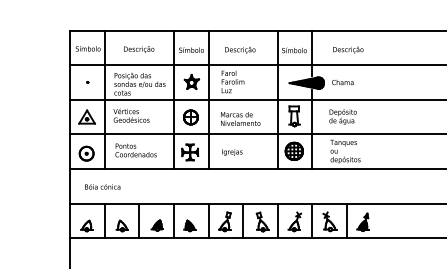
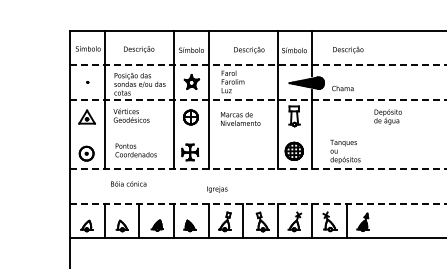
text position: (240, 50) -> (249, 50) (249, 50)
line: solid -> dashed (258, 65)
text position: (342, 82) -> (342, 88) (342, 88)
line: solid -> dashed (258, 99)
text position: (342, 116) -> (387, 116) (387, 116)
line: present -> none (256, 134)
text position: (232, 152) -> (217, 189) (217, 189)
line: solid -> dashed (258, 169)
text position: (102, 186) -> (128, 183) (128, 183)
line: solid -> dashed (258, 203)
